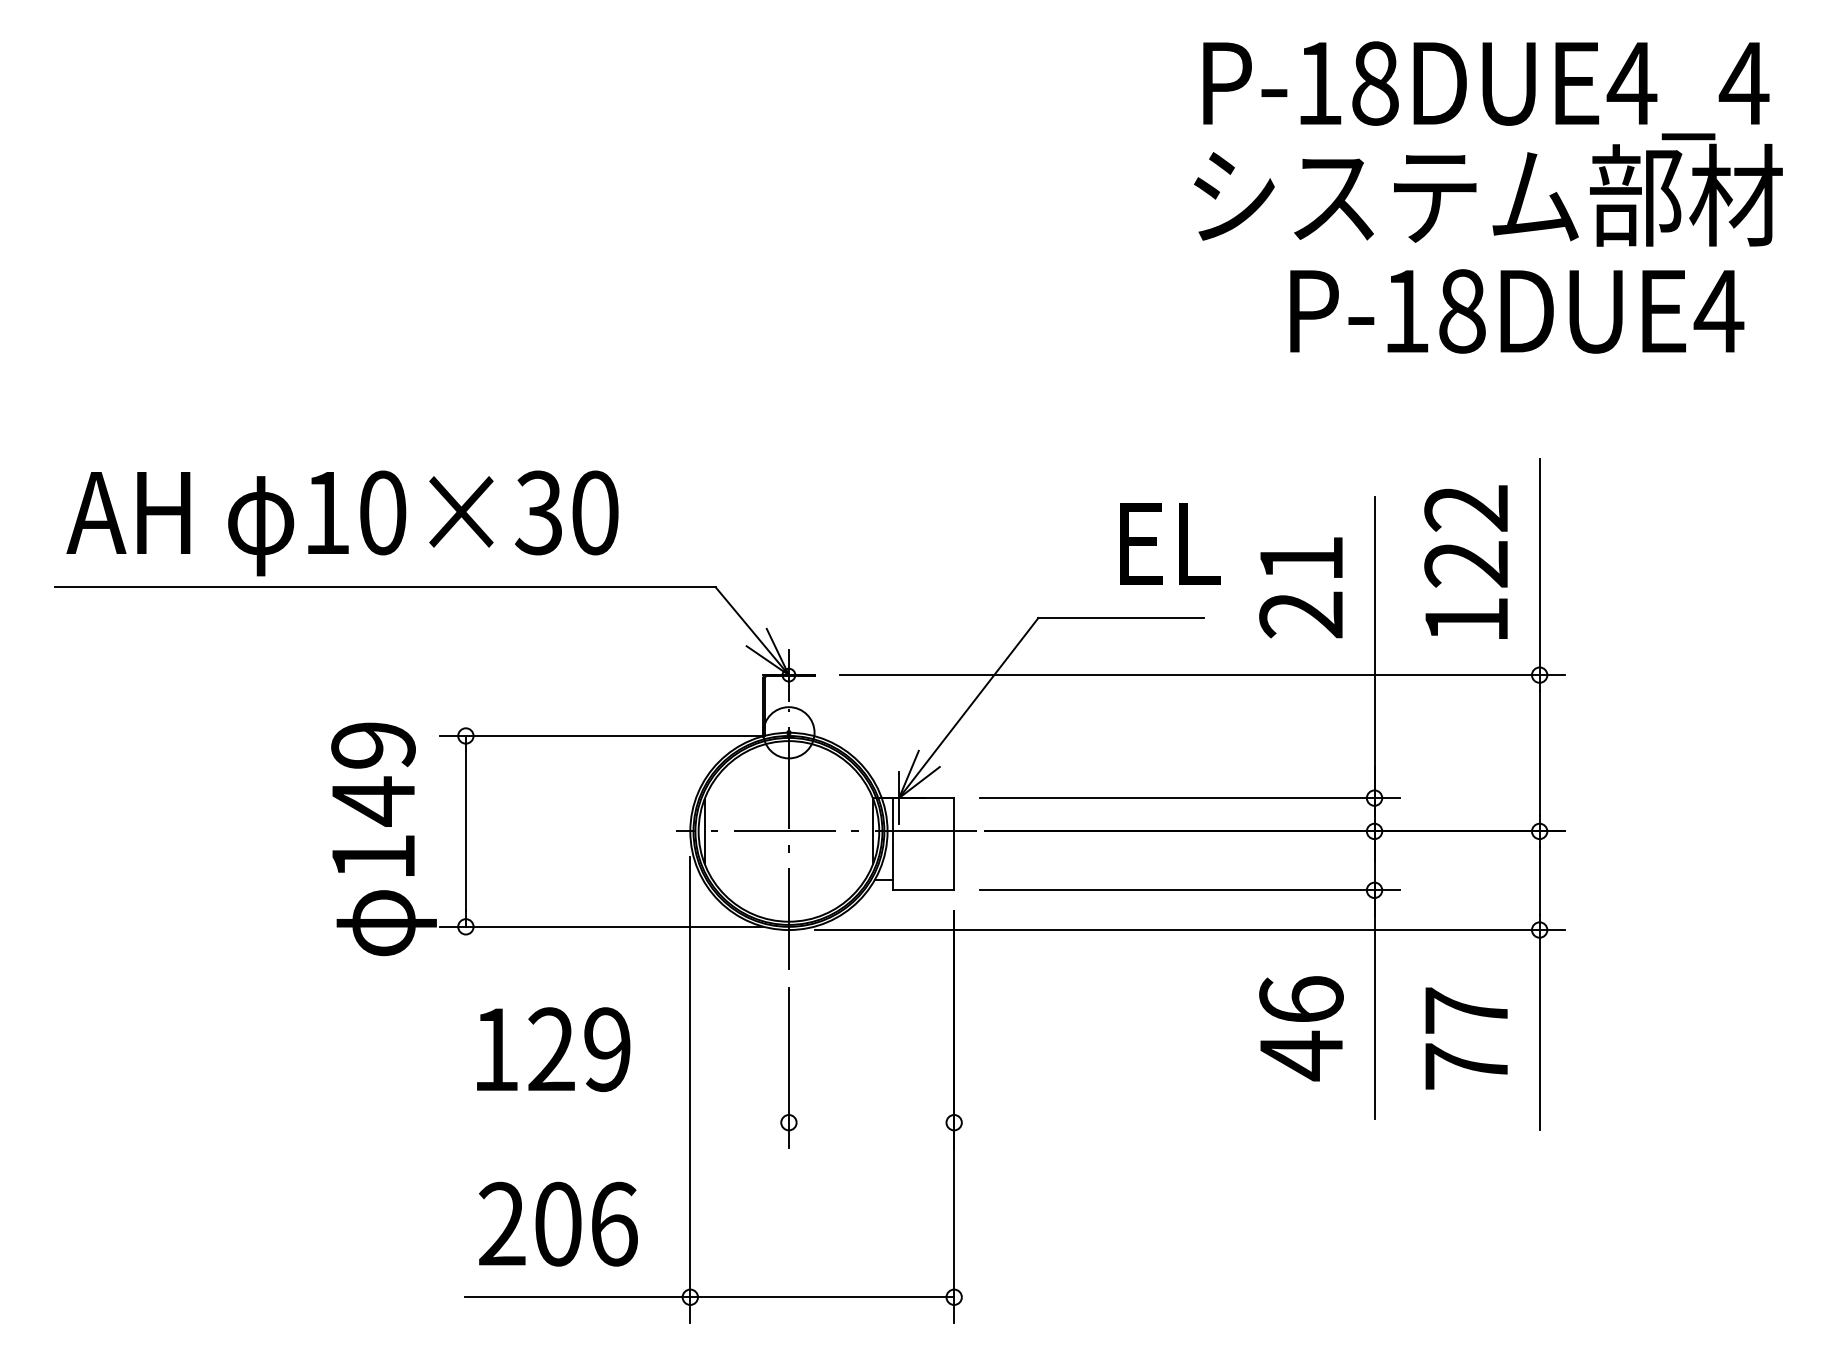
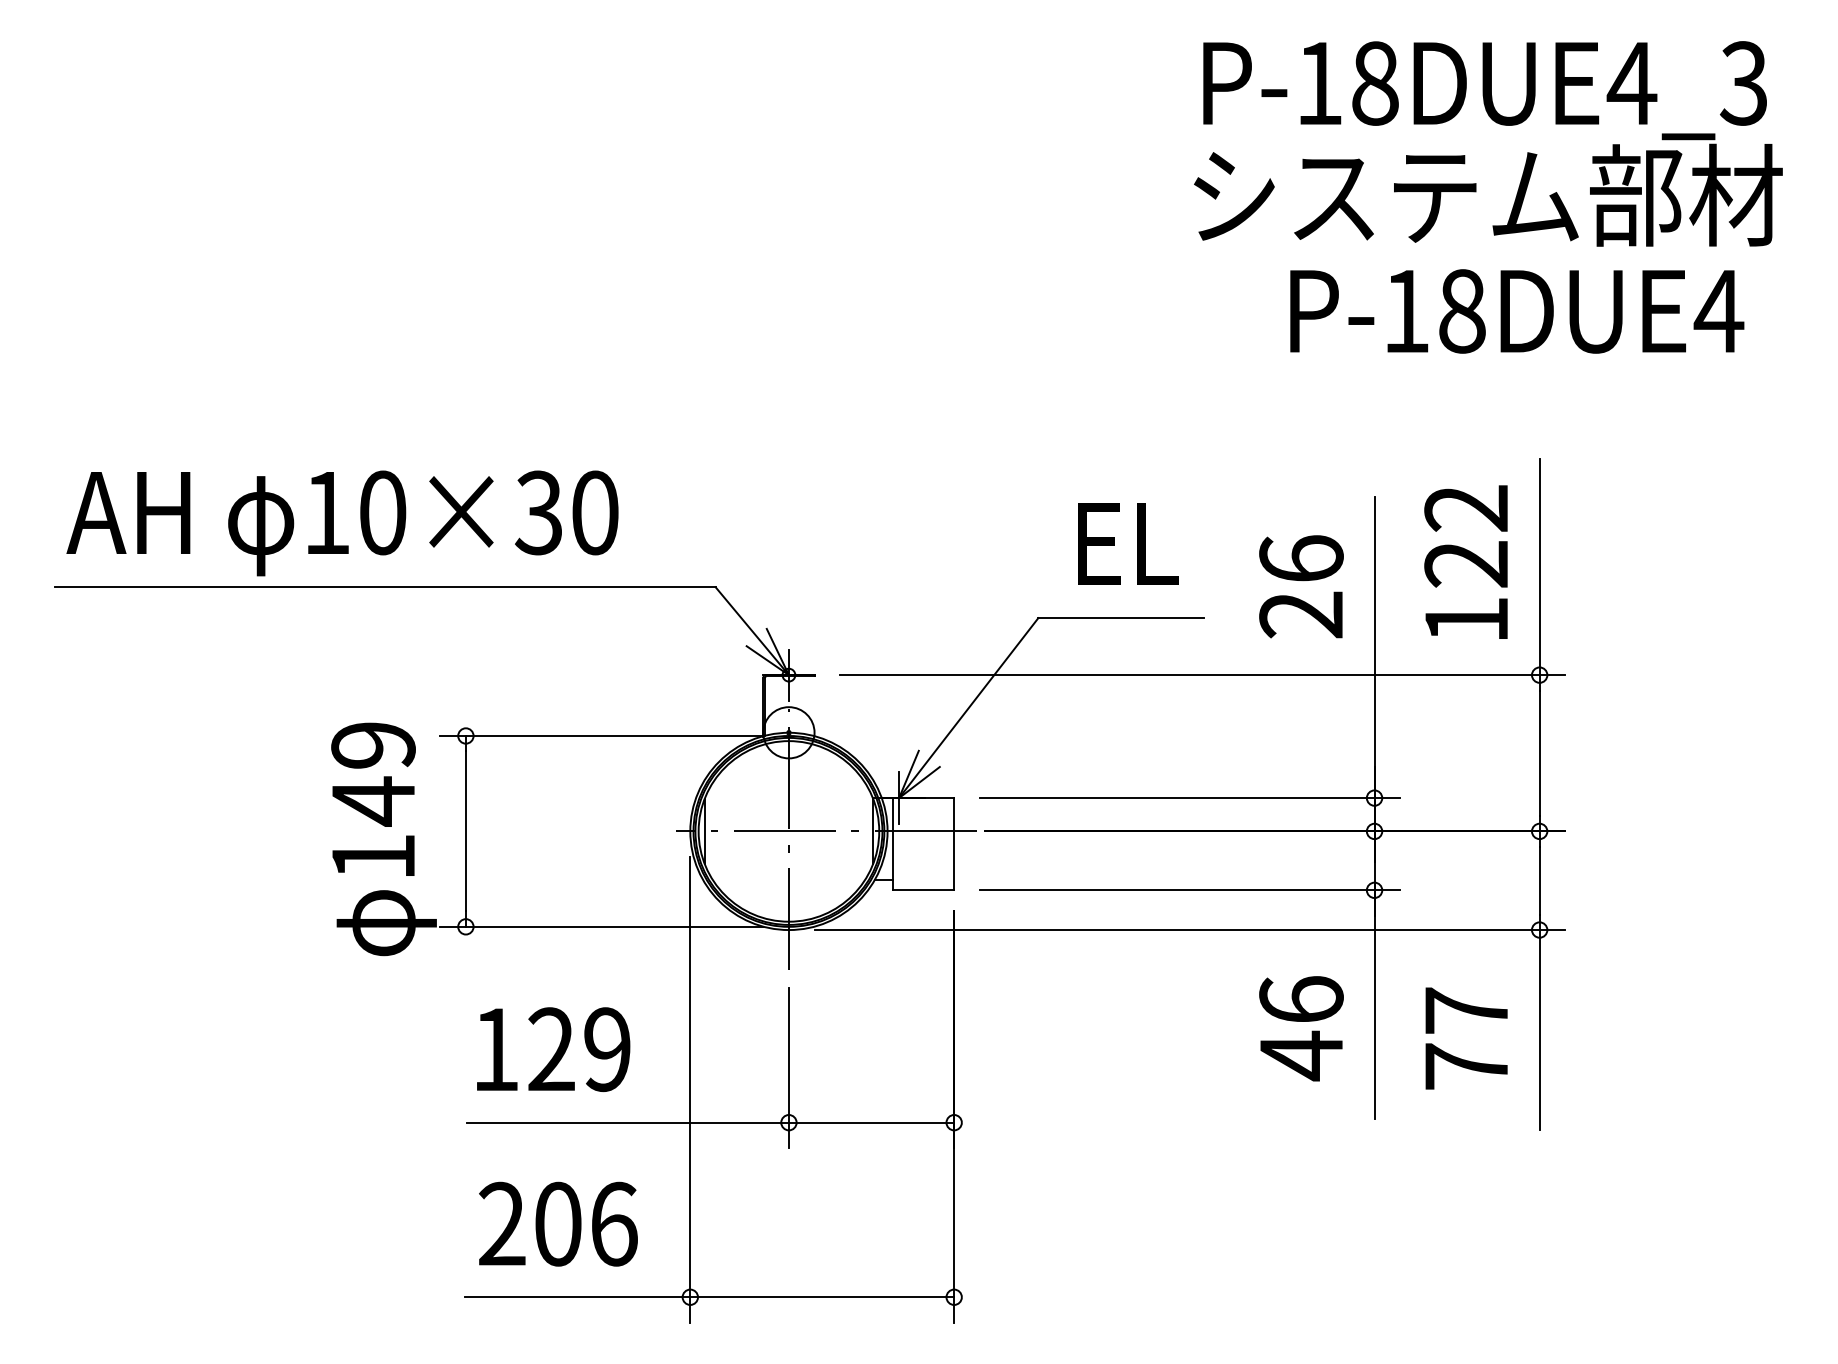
text: P-18DUE4_4 -> P-18DUE4_3 (1743, 83)
text position: (1170, 543) -> (1128, 543) (1128, 543)
text: 21 -> 26 (1301, 558)
line: none -> present (710, 1122)
